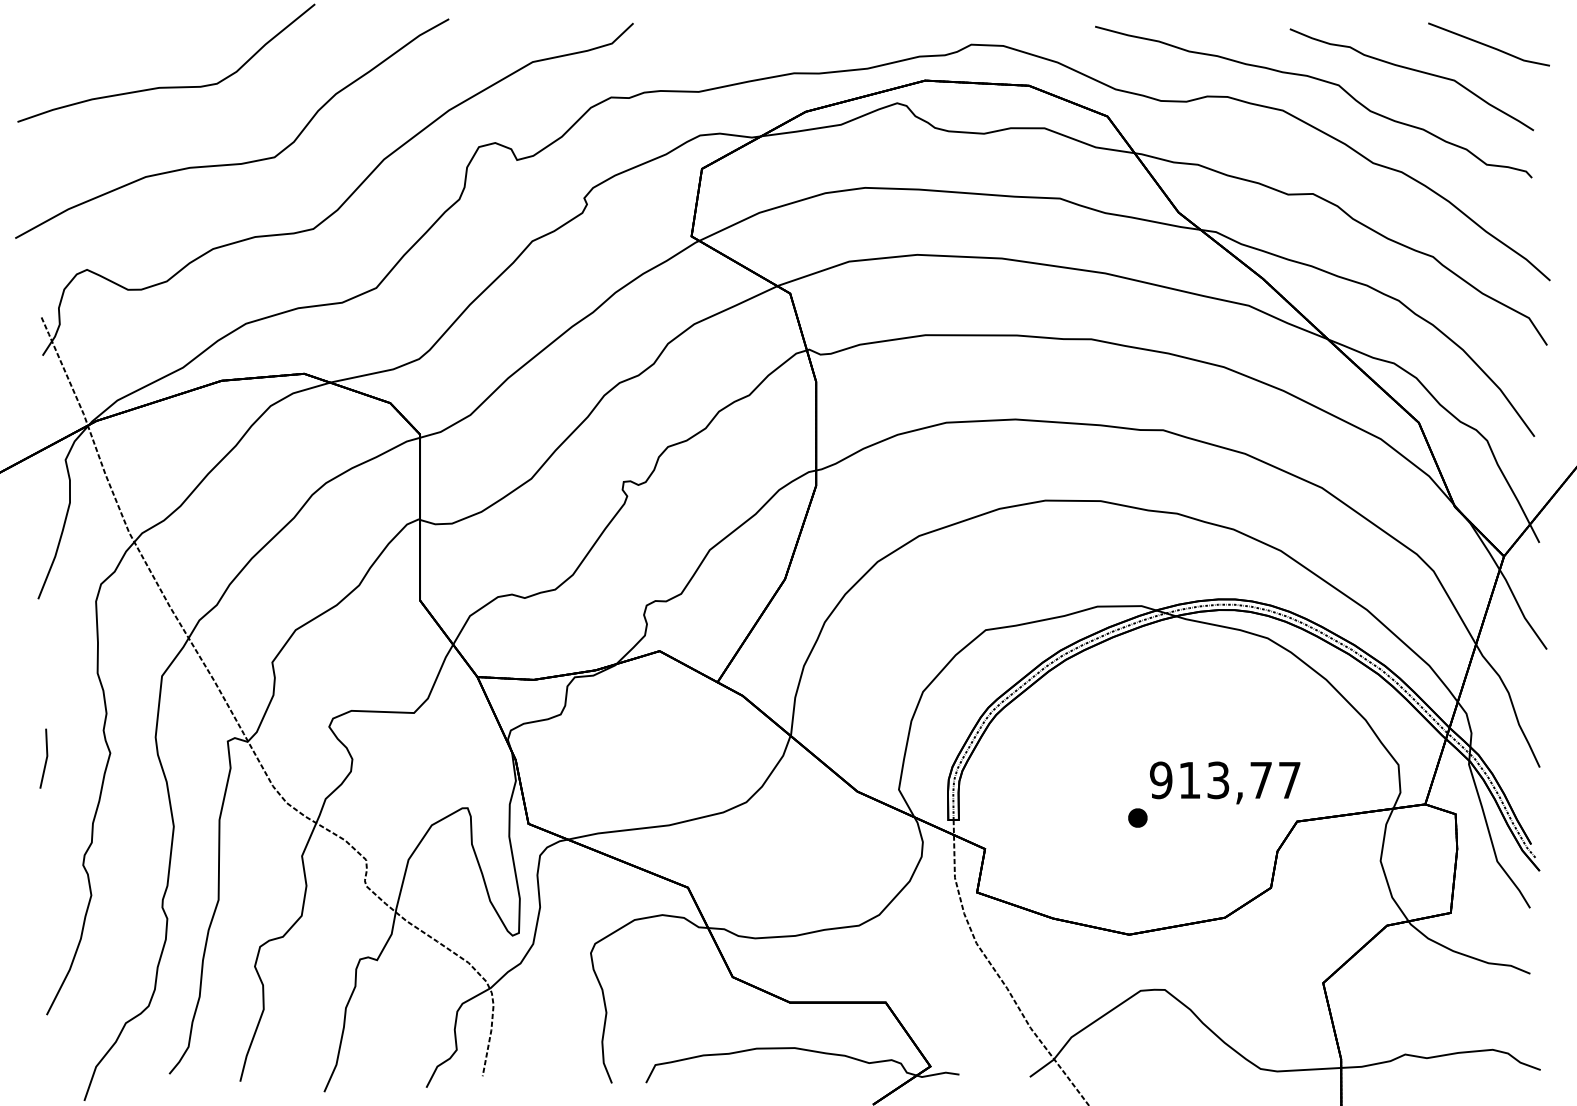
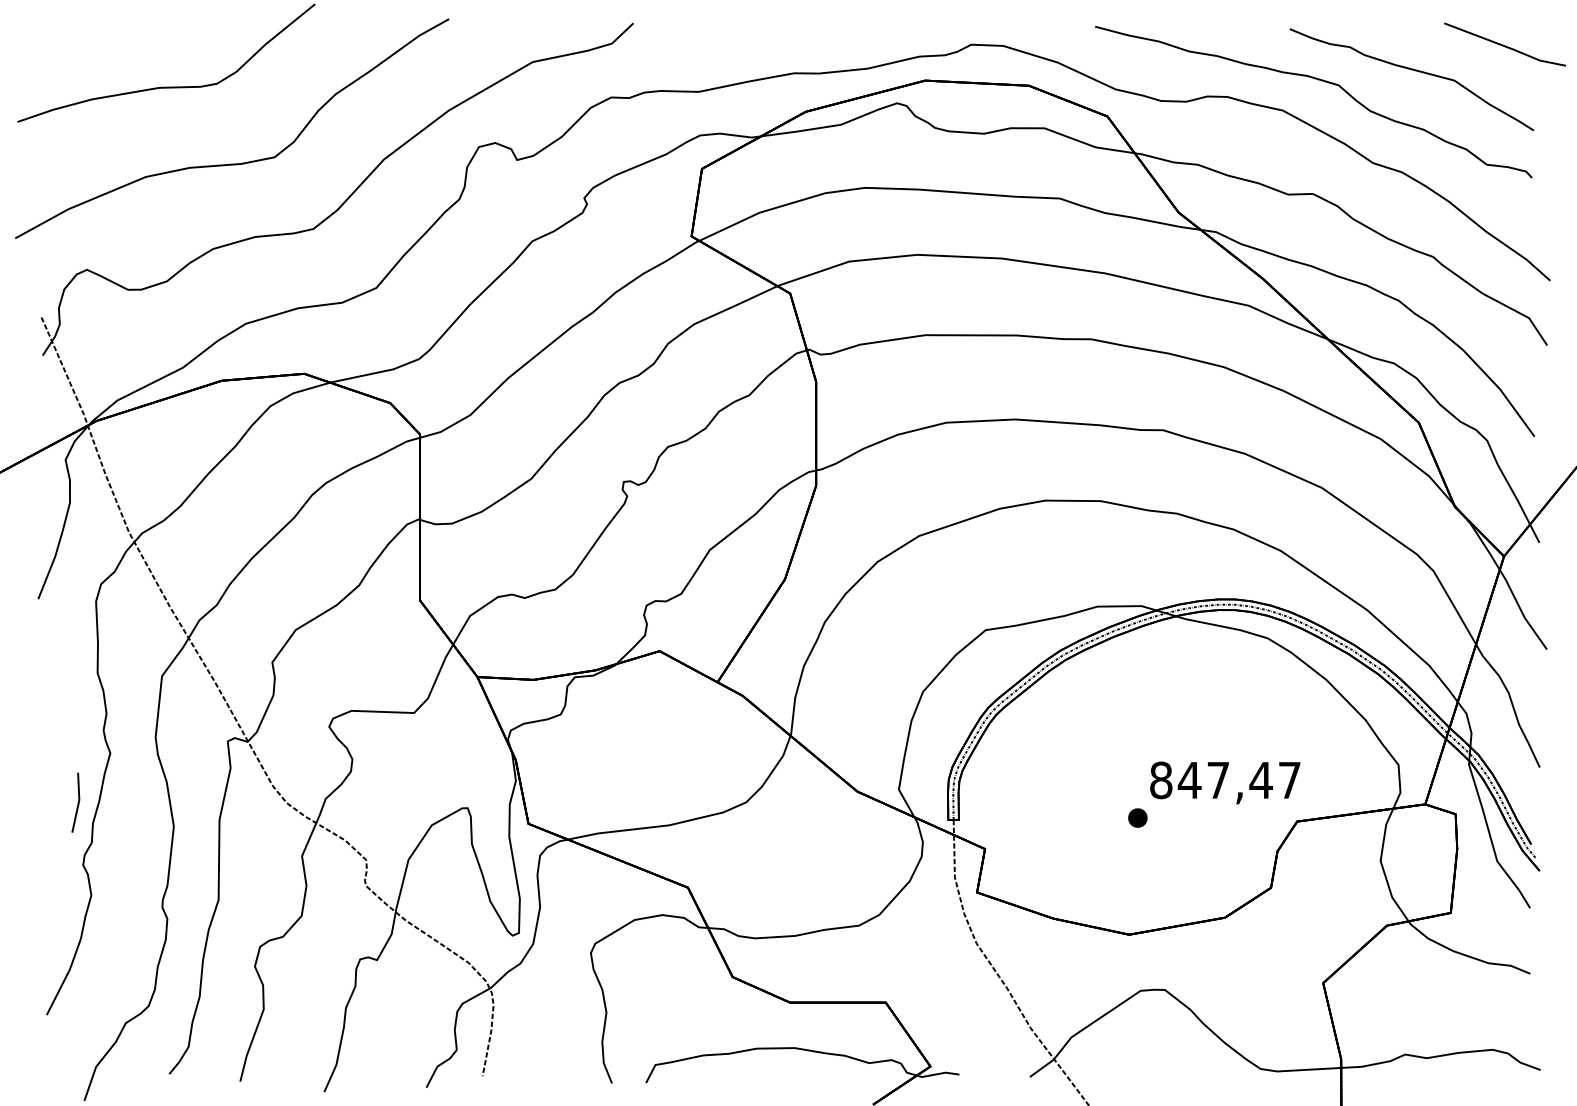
line position: (1487, 44) -> (1503, 44) (1503, 44)
line position: (45, 758) -> (77, 802) (77, 802)
text: 913,77 -> 847,47 (1211, 780)
